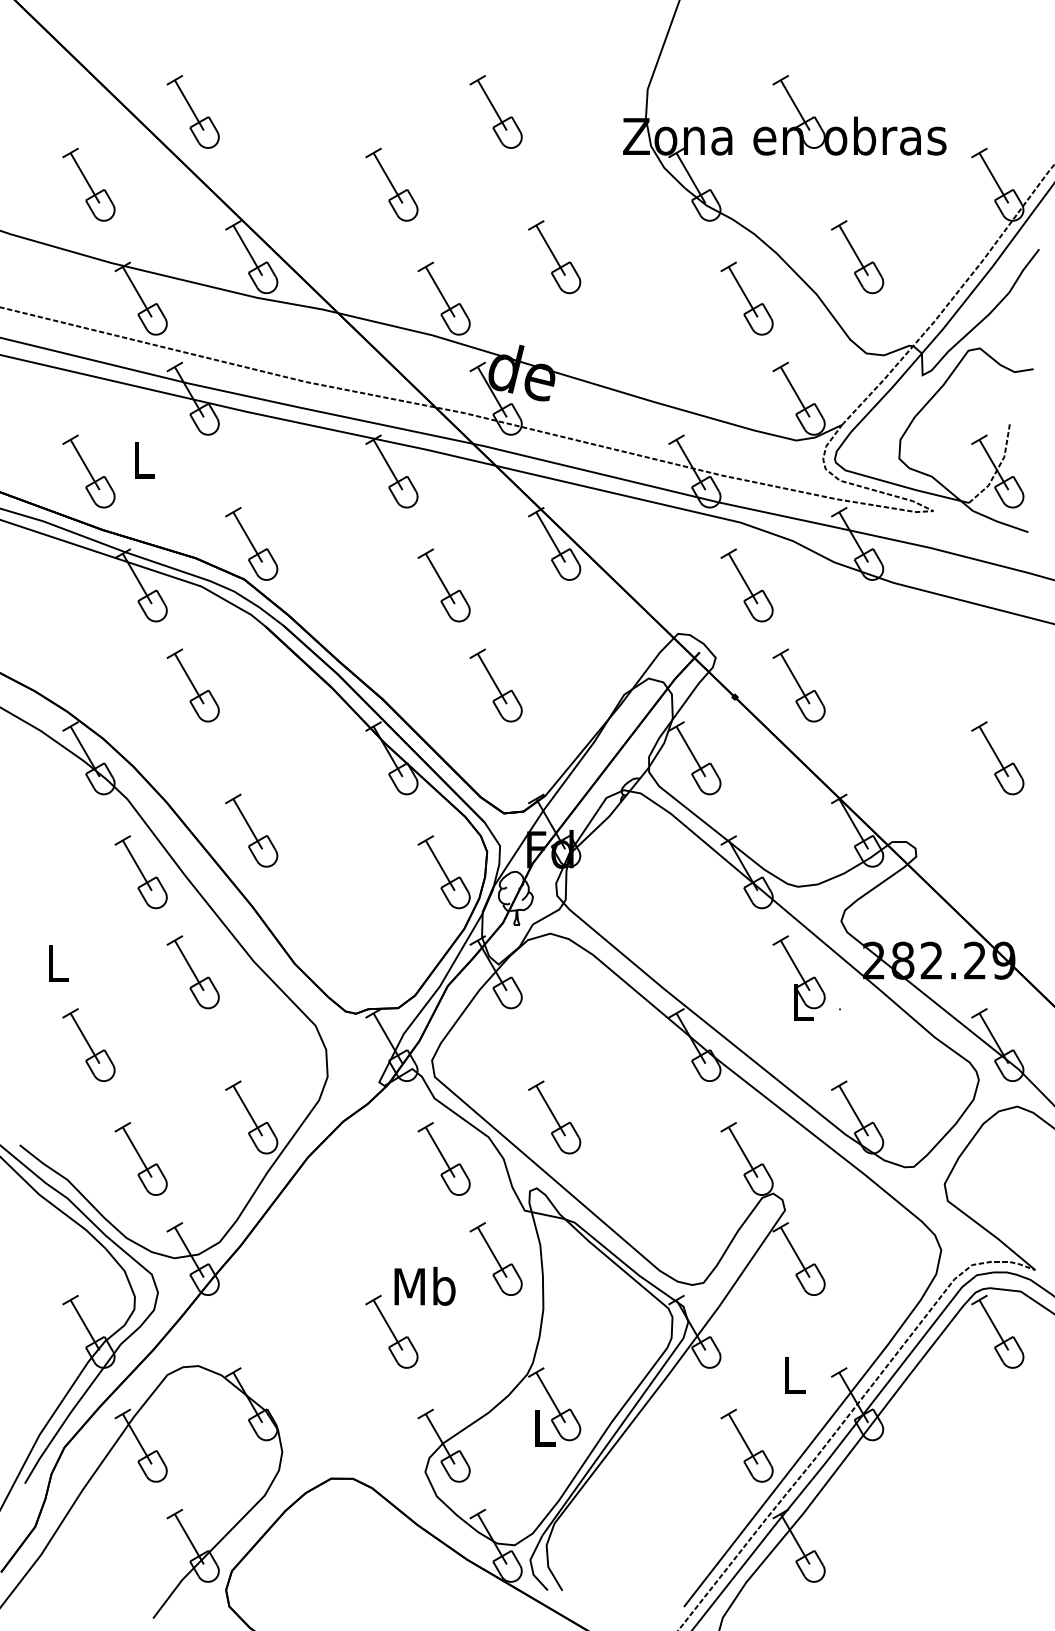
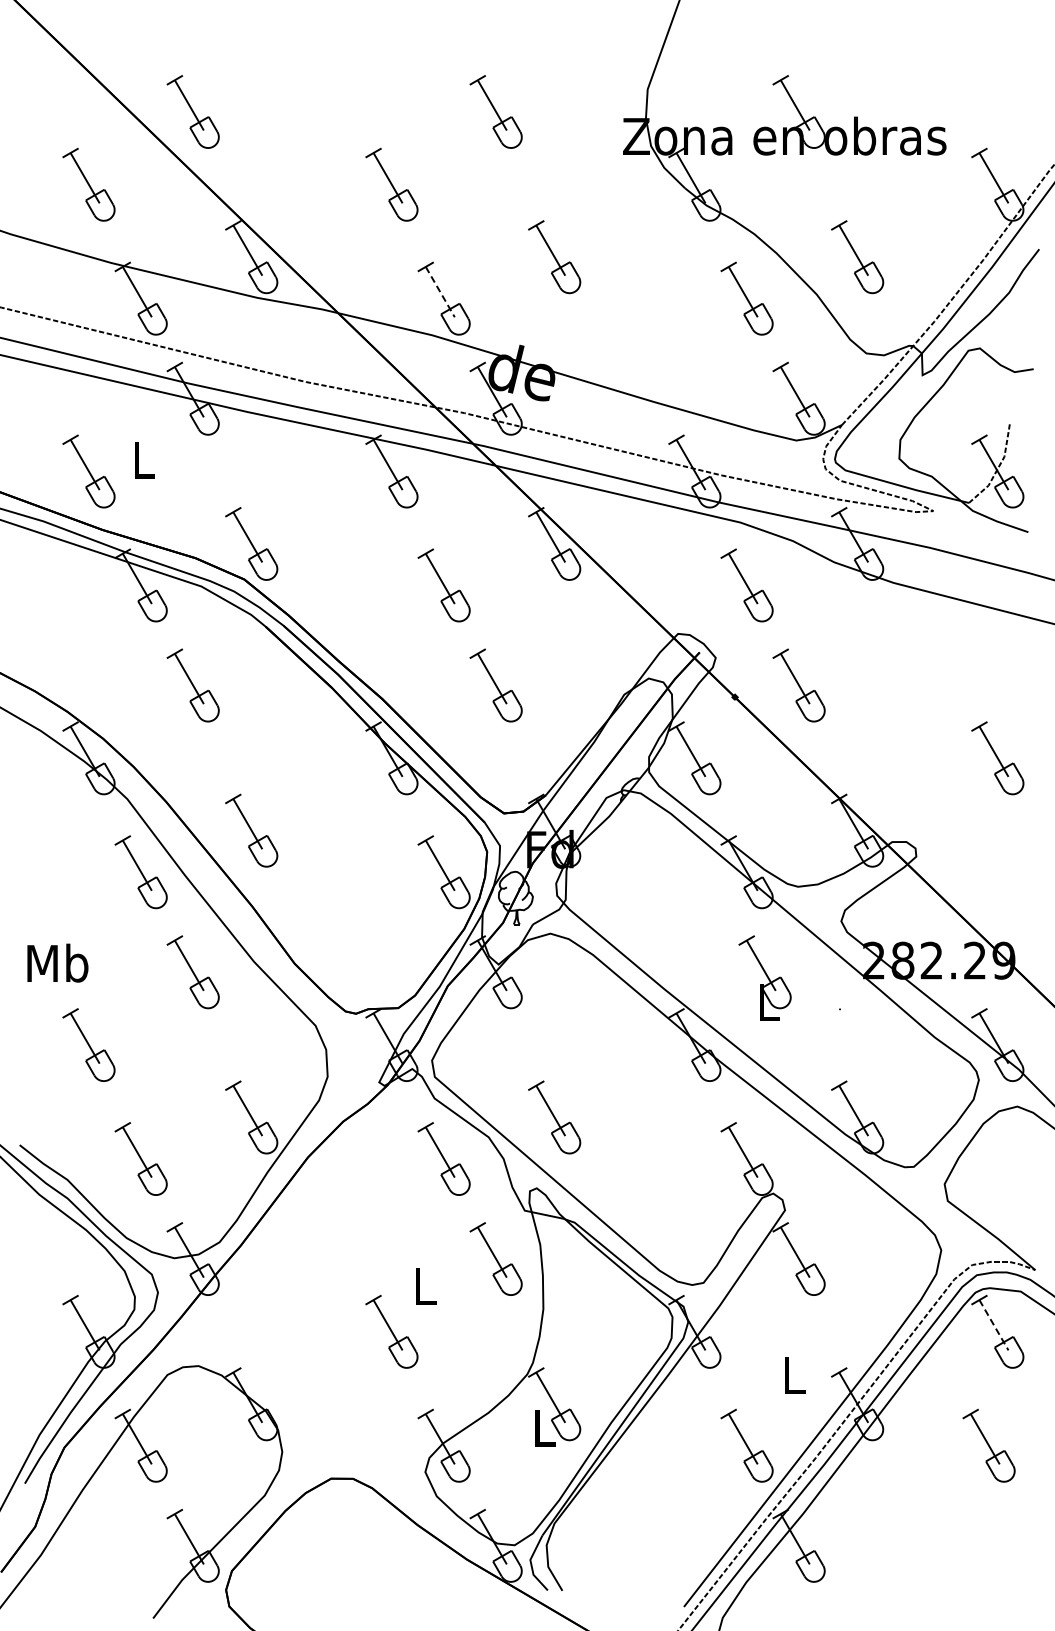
line: solid -> dashed (440, 292)
text: L -> Mb (57, 962)
part position: (798, 977) -> (764, 977) (764, 977)
text: Mb -> L (424, 1285)
line: solid -> dashed (994, 1325)
part: none -> present (988, 1445)
